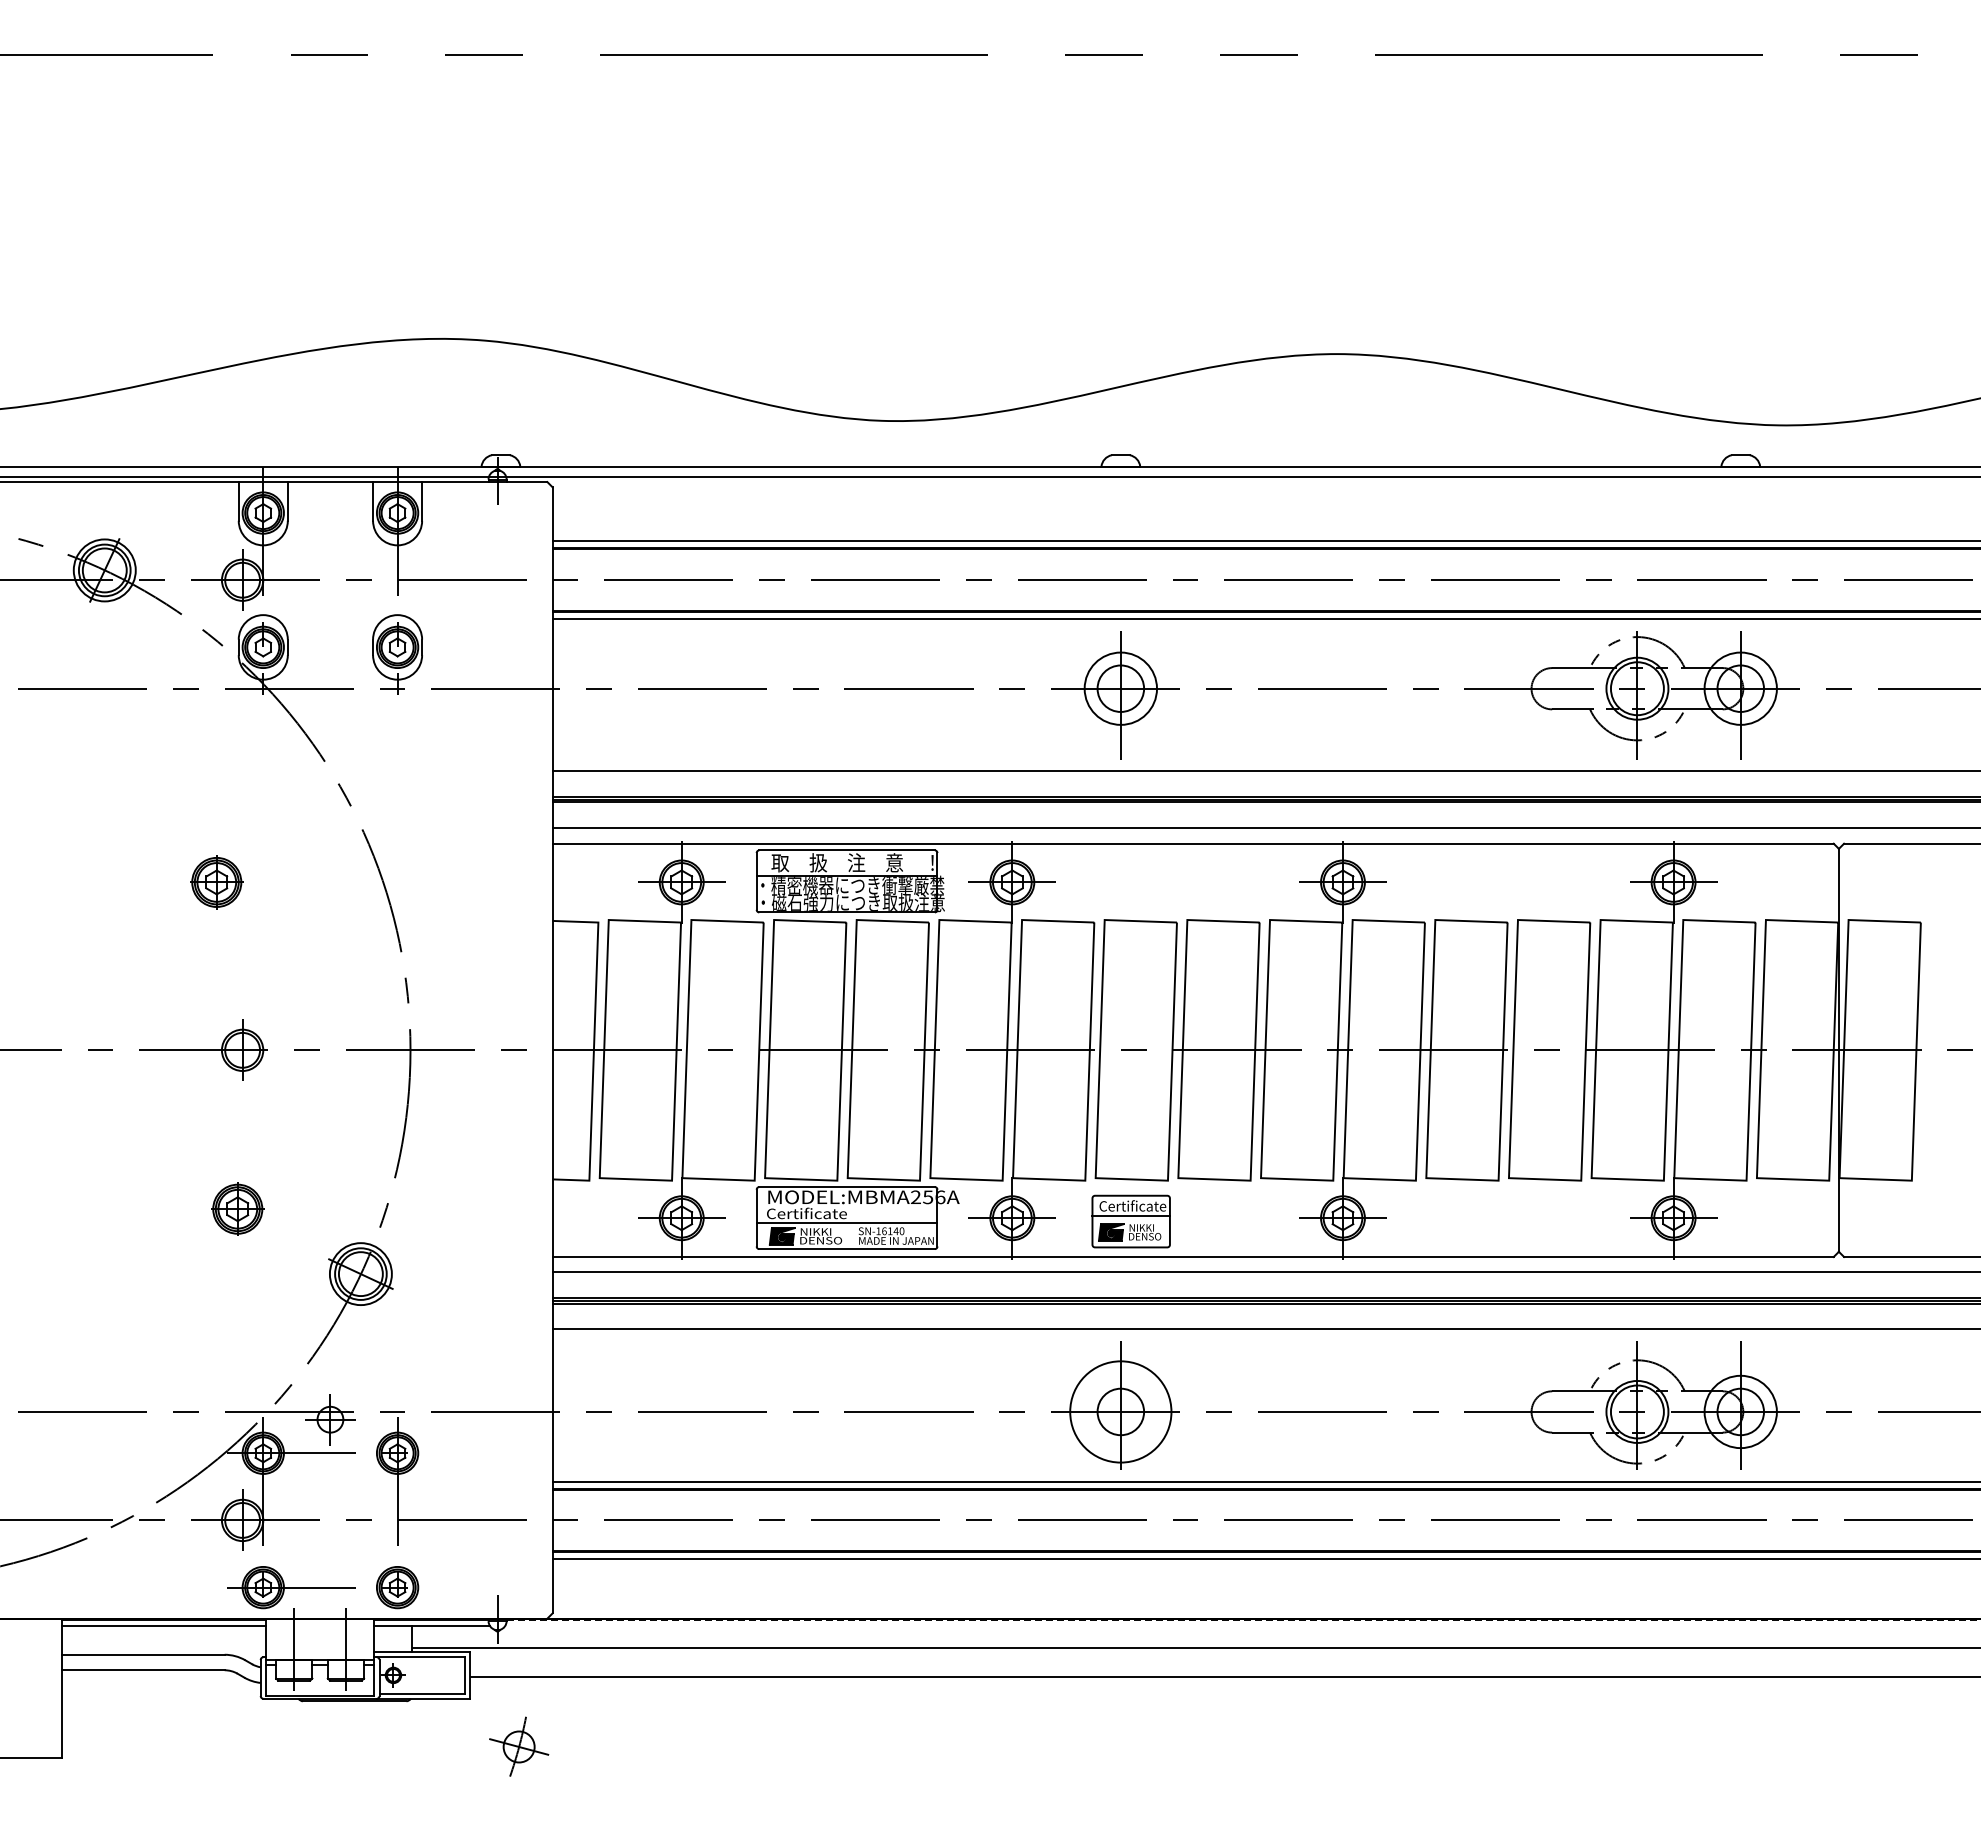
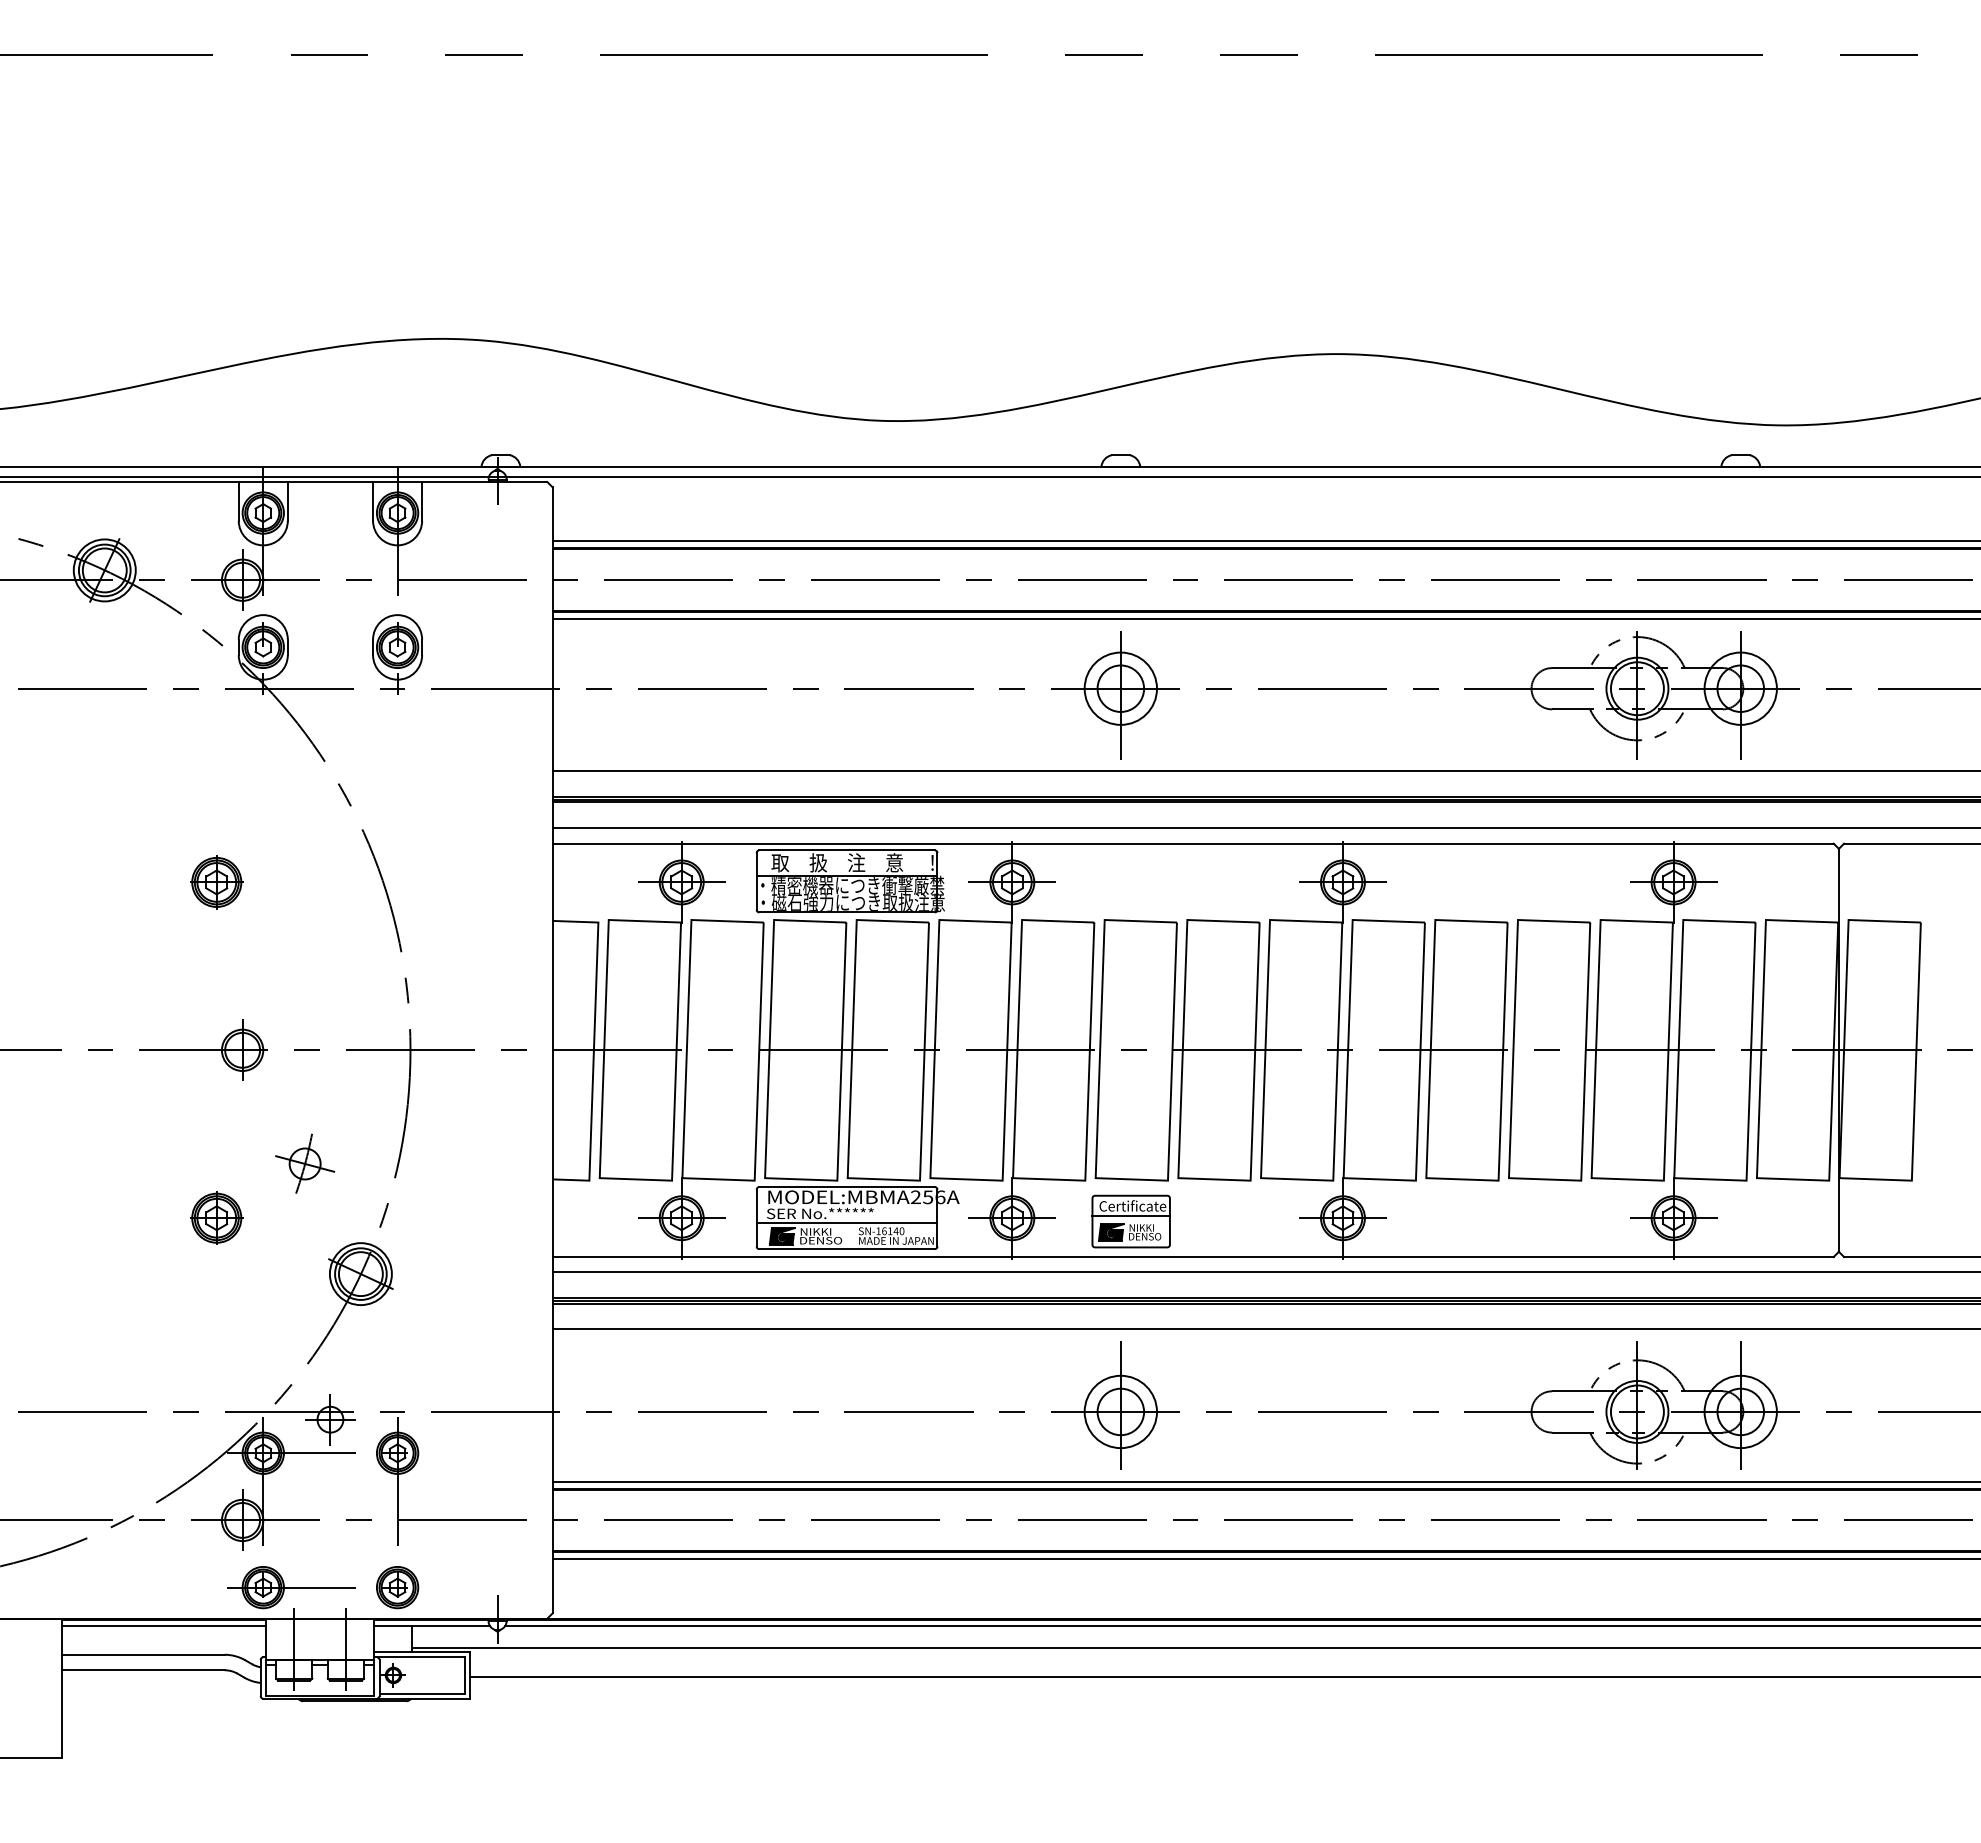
part position: (237, 1208) -> (216, 1217) (216, 1217)
text: Certificate -> SER No.****** (820, 1213)
circle diameter: 101 px -> 72 px (1120, 1411)
line: dashed -> solid (1243, 1620)
line: none -> present (1241, 1626)
part position: (519, 1746) -> (305, 1163) (305, 1163)
